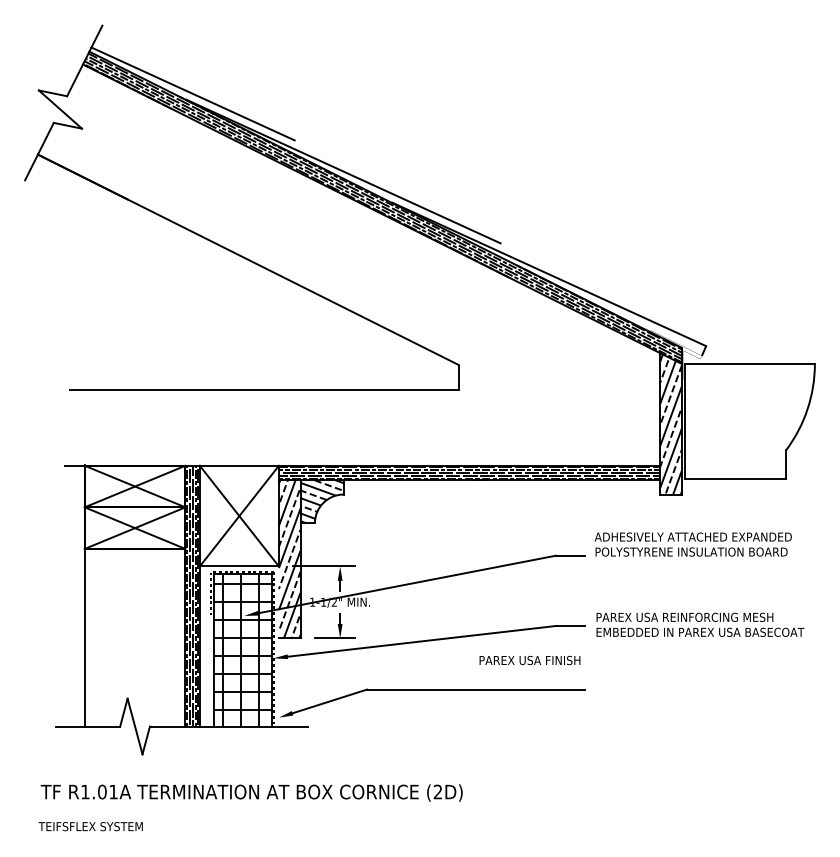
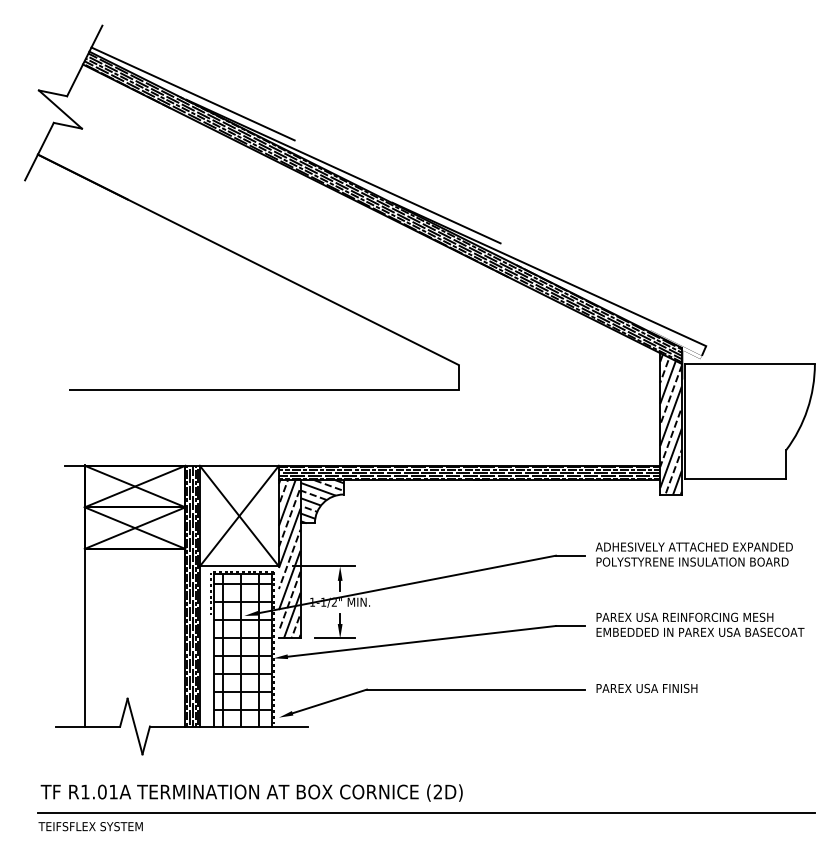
text position: (692, 544) -> (693, 554) (693, 554)
text position: (529, 660) -> (646, 688) (646, 688)
line: none -> present (425, 812)
